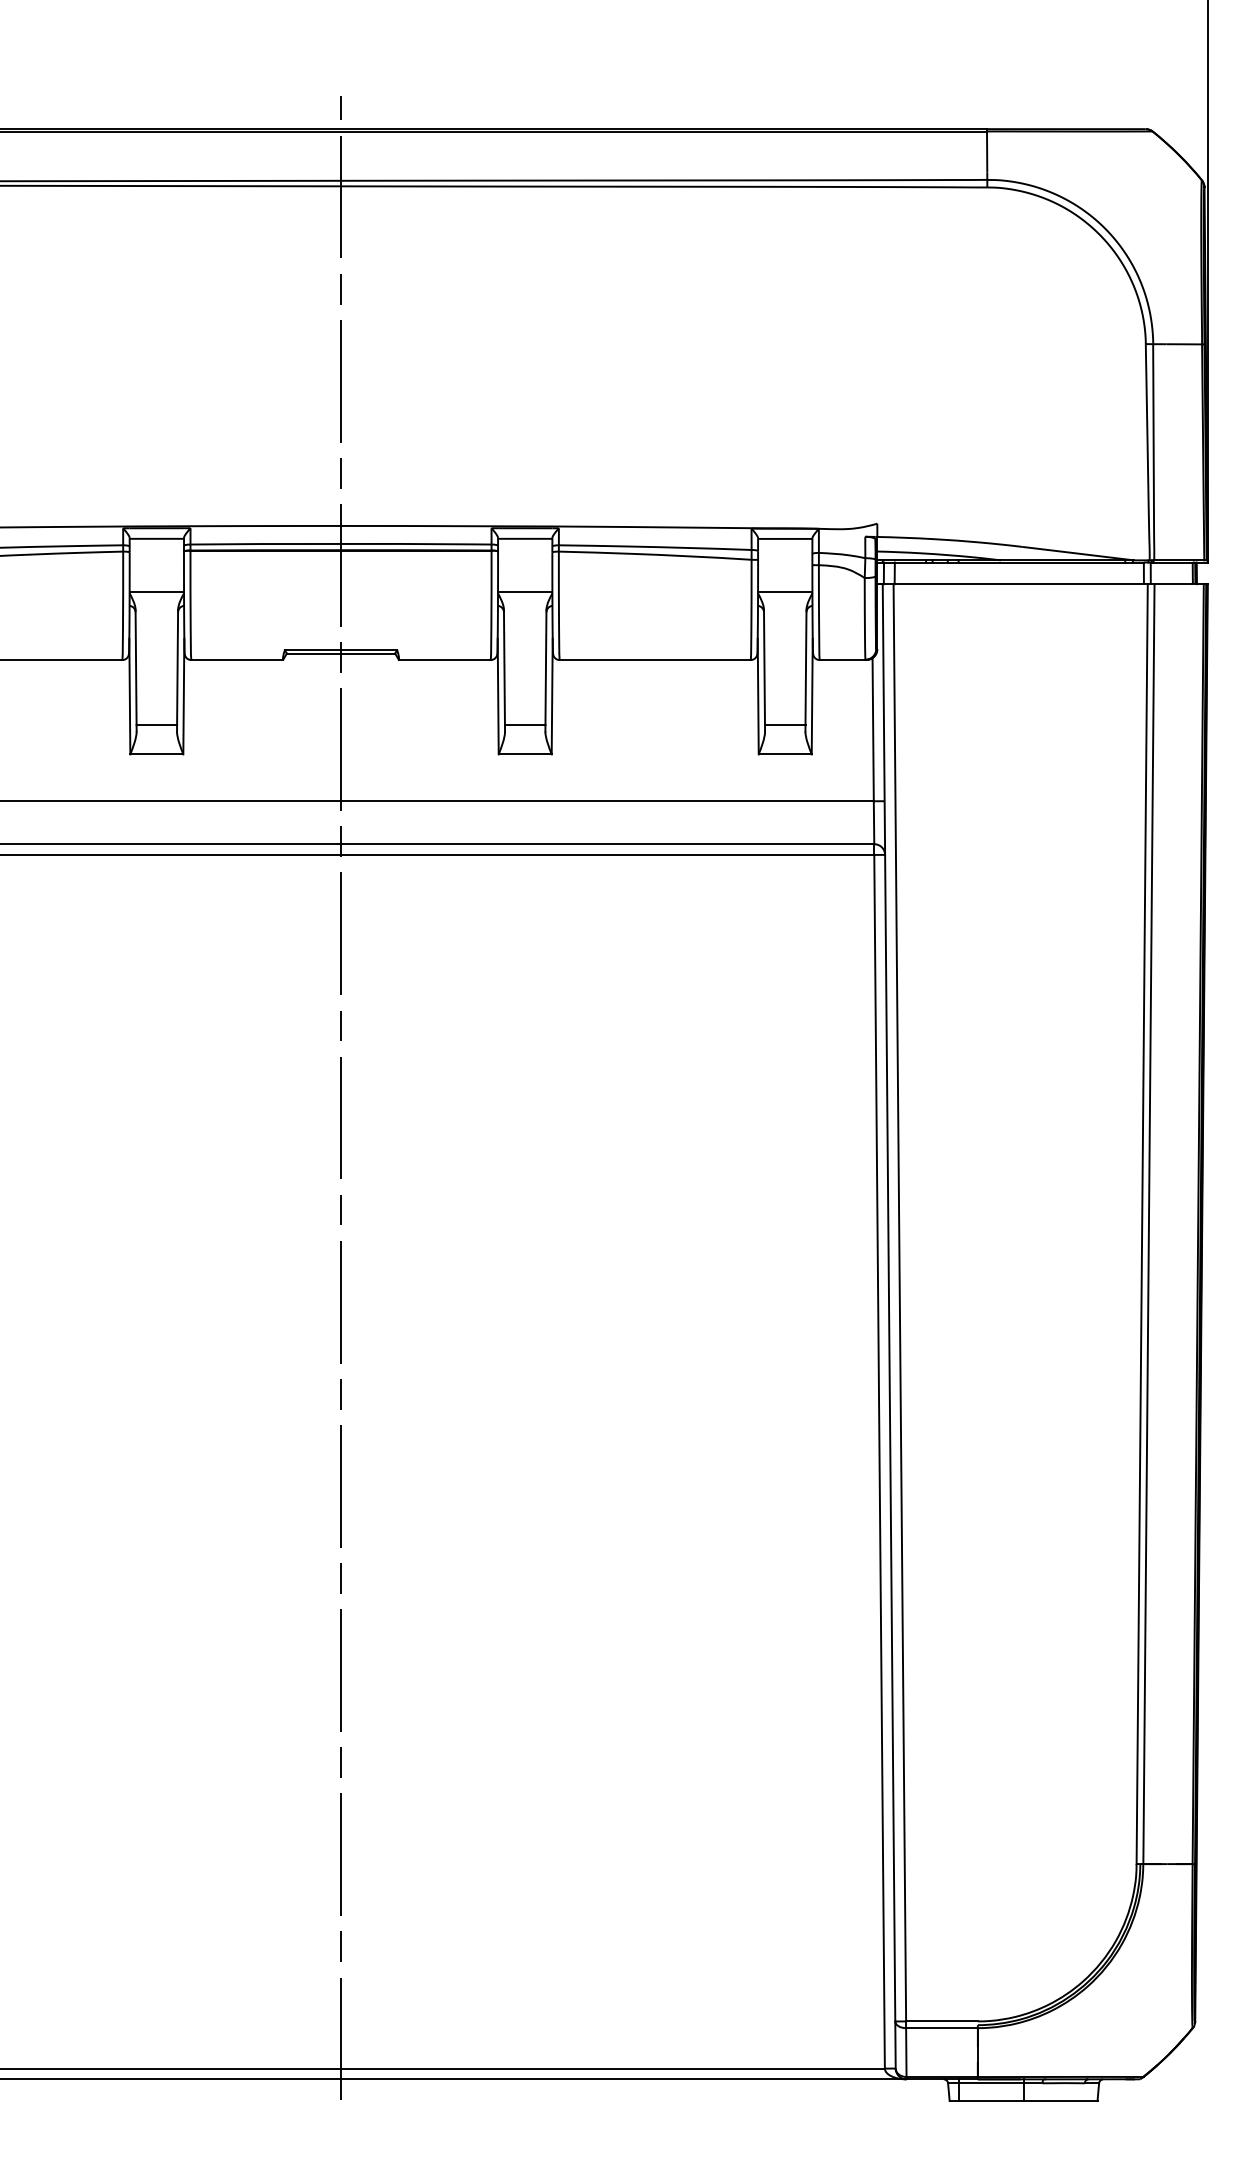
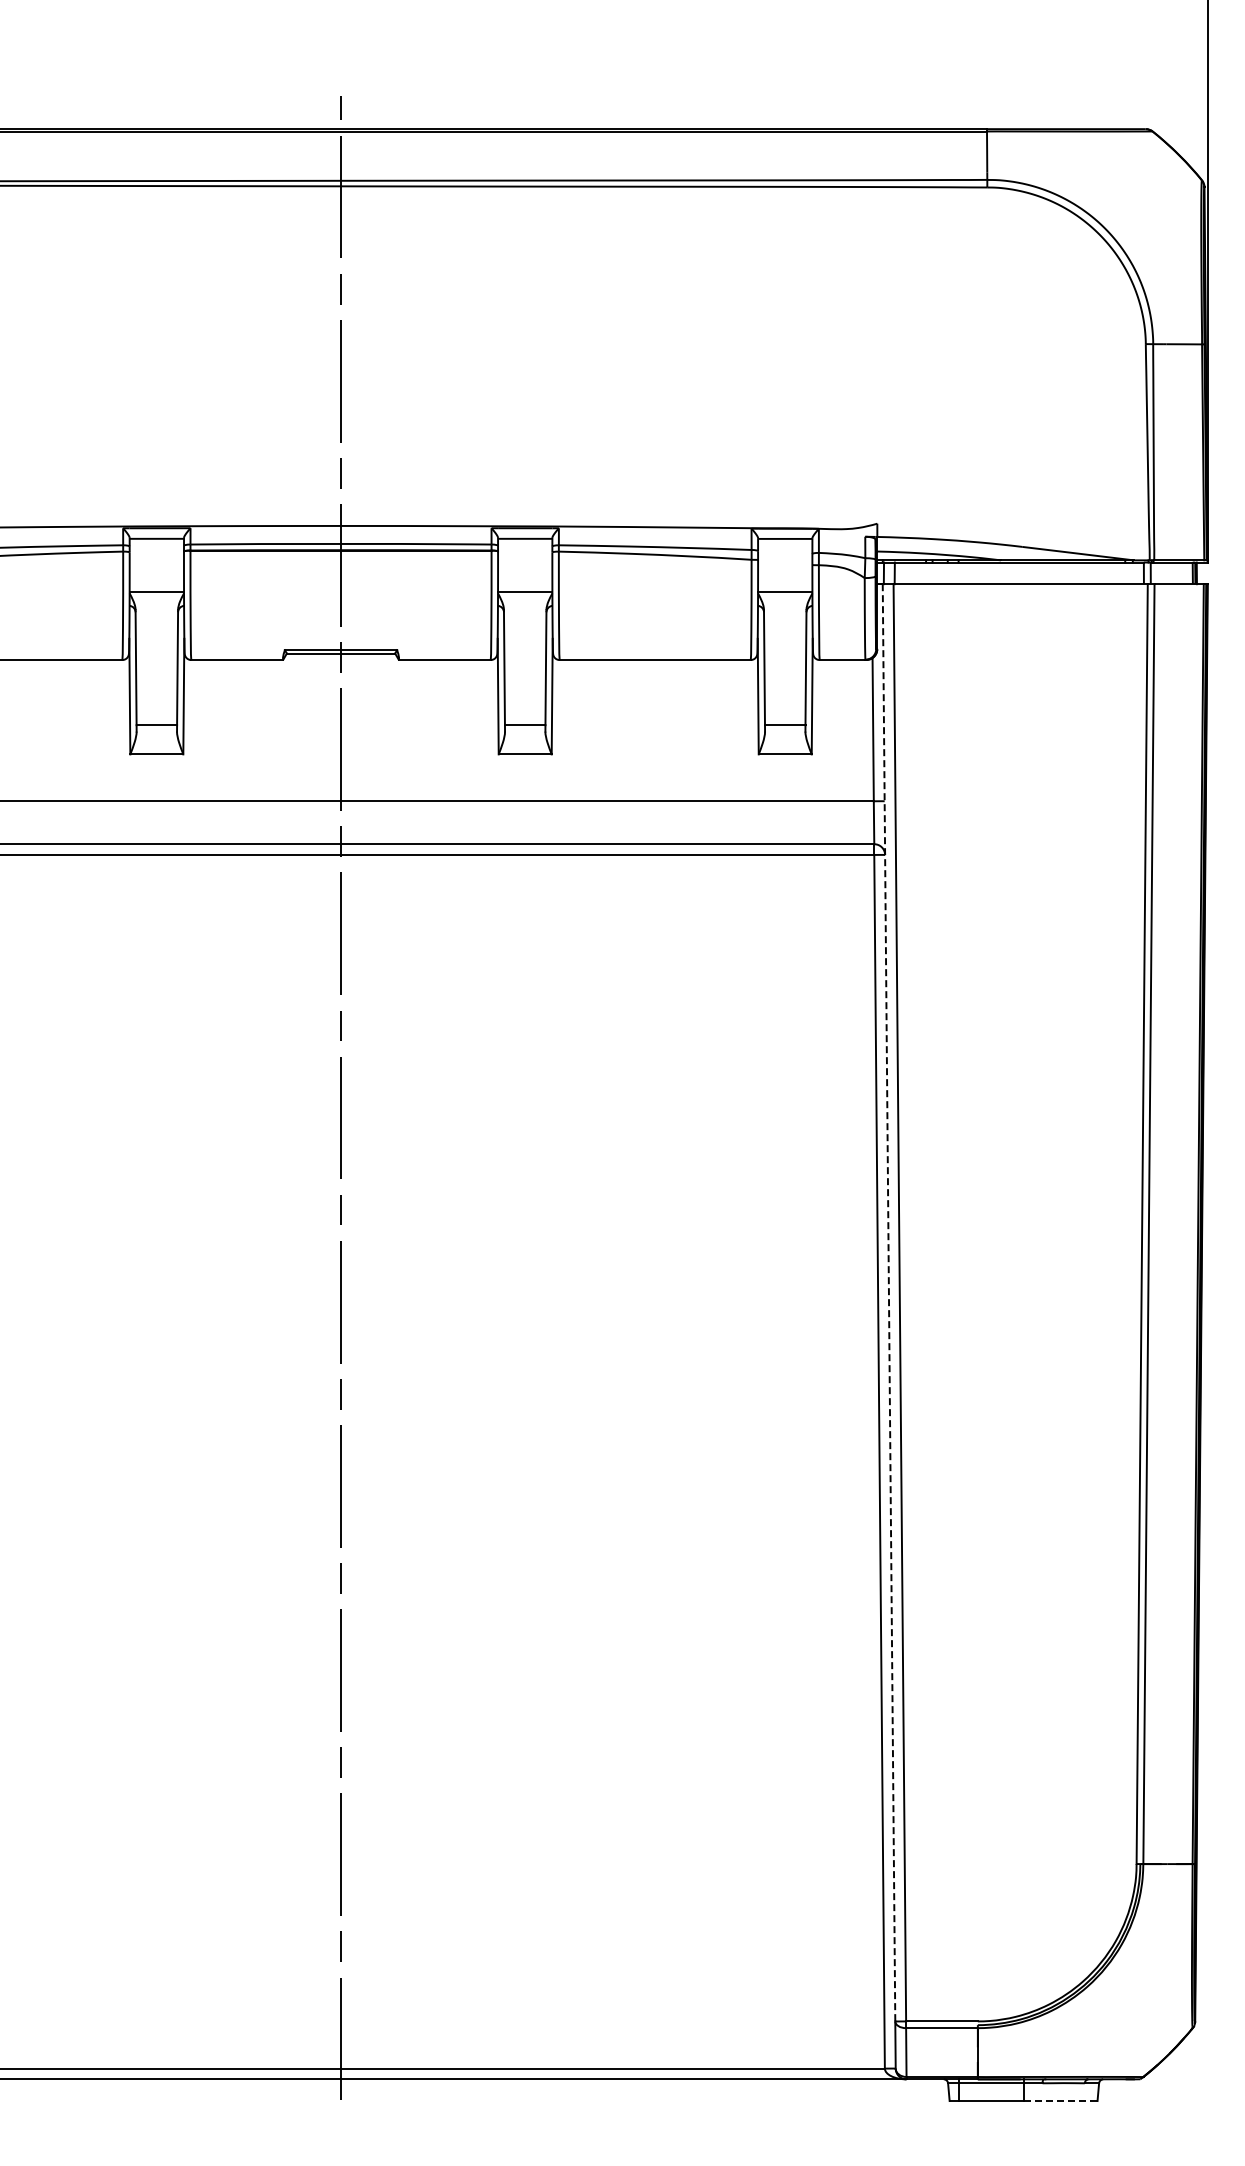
line: solid -> dashed (889, 1302)
line: solid -> dashed (1060, 2101)
